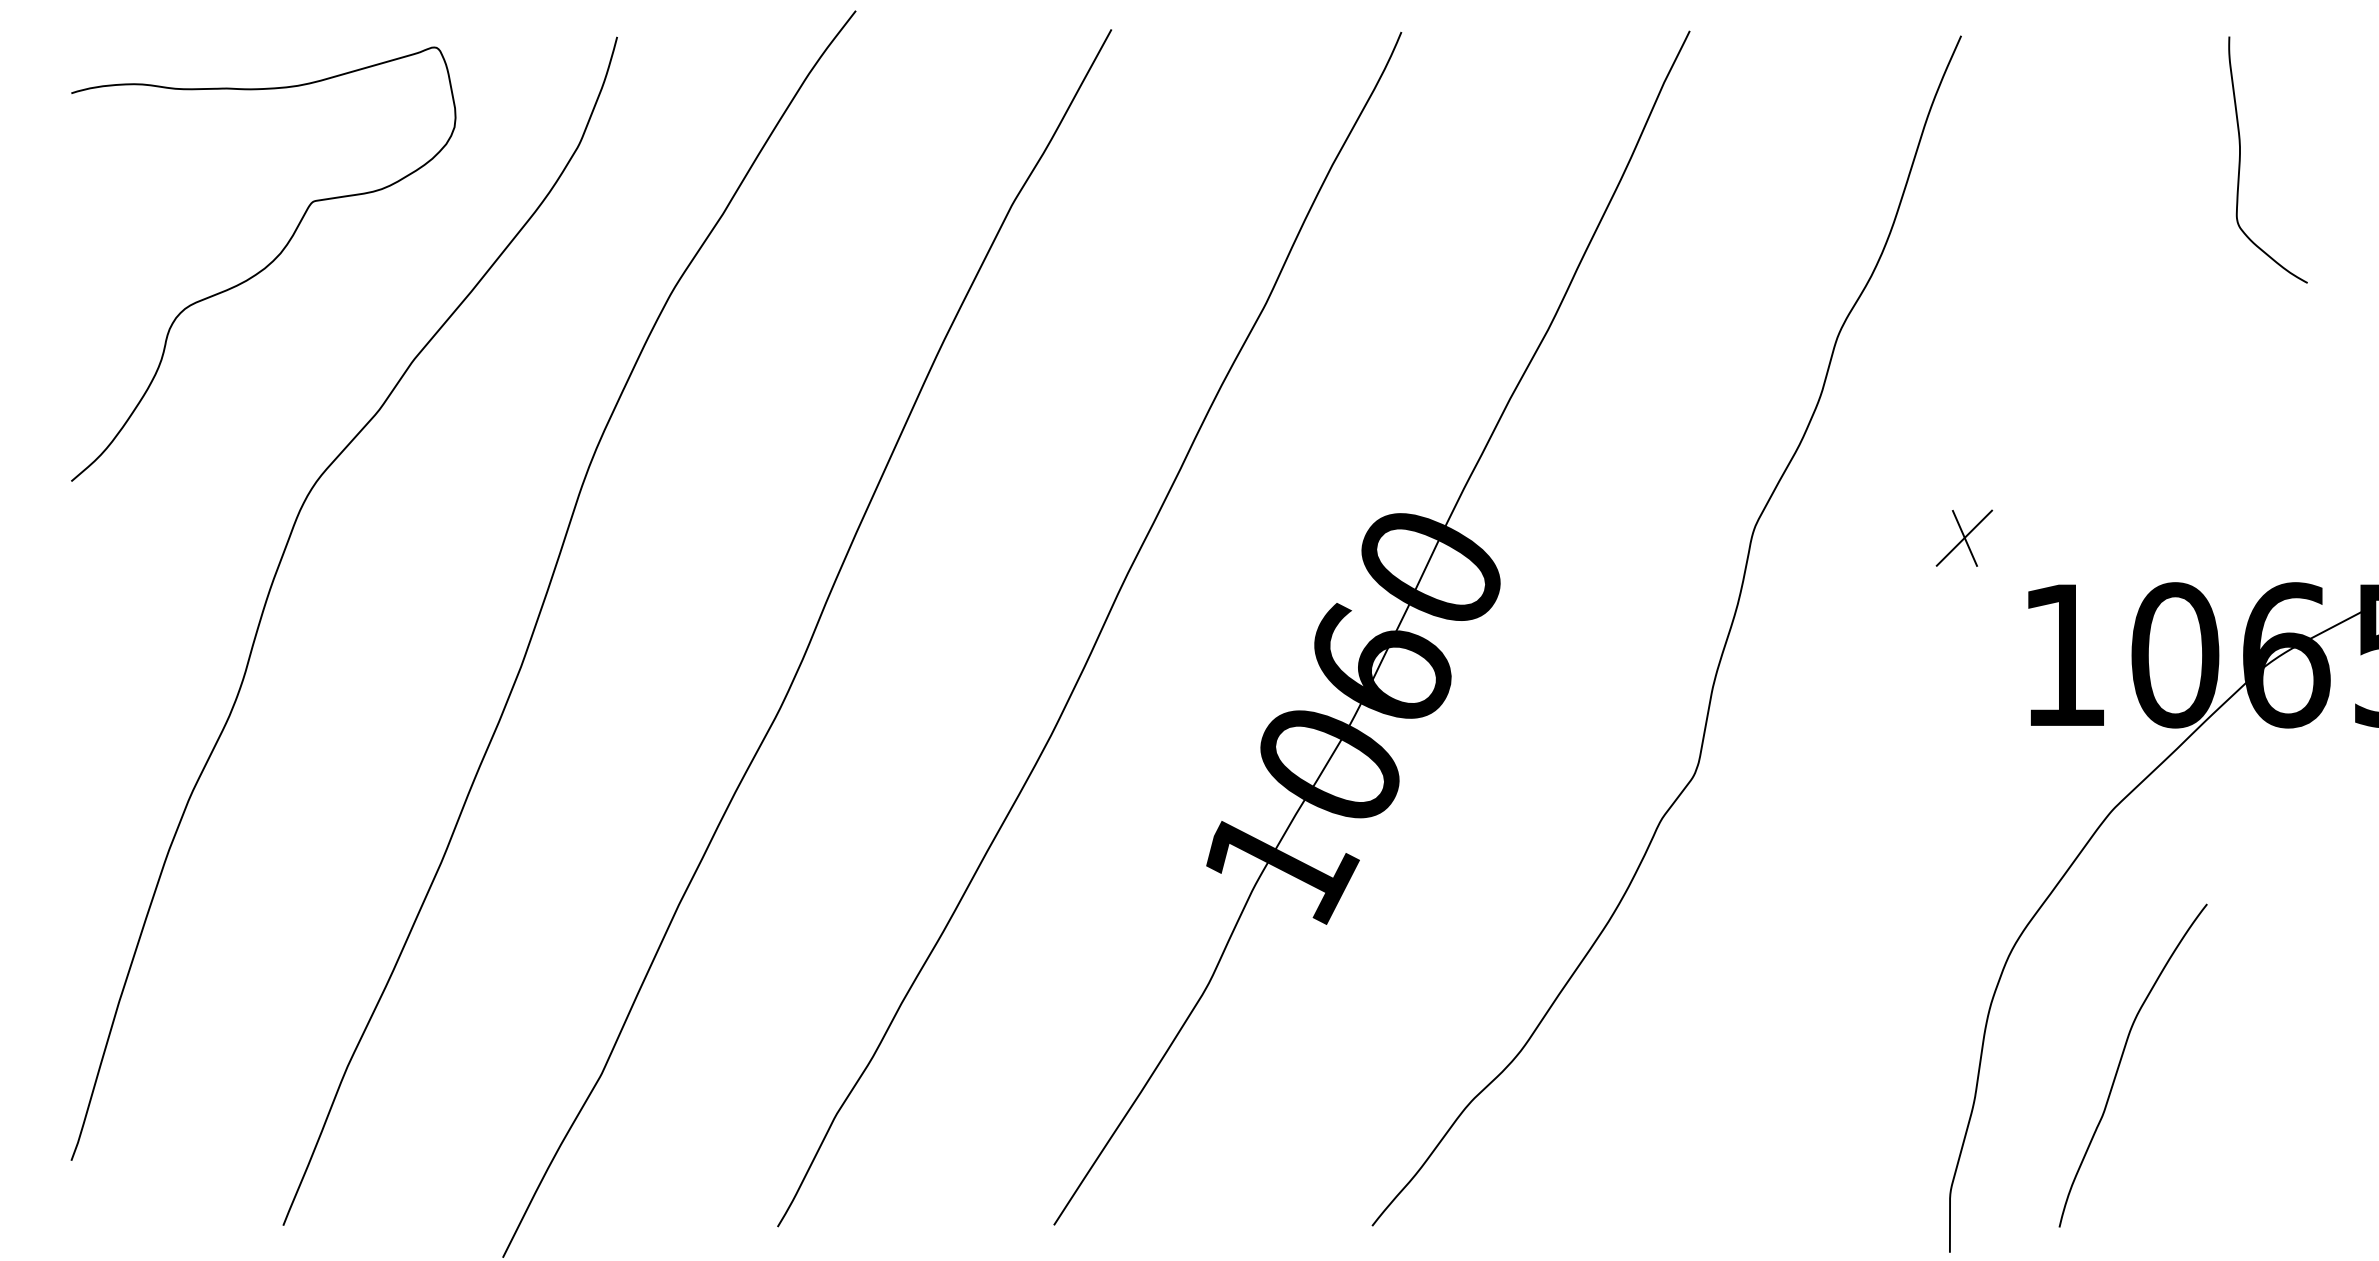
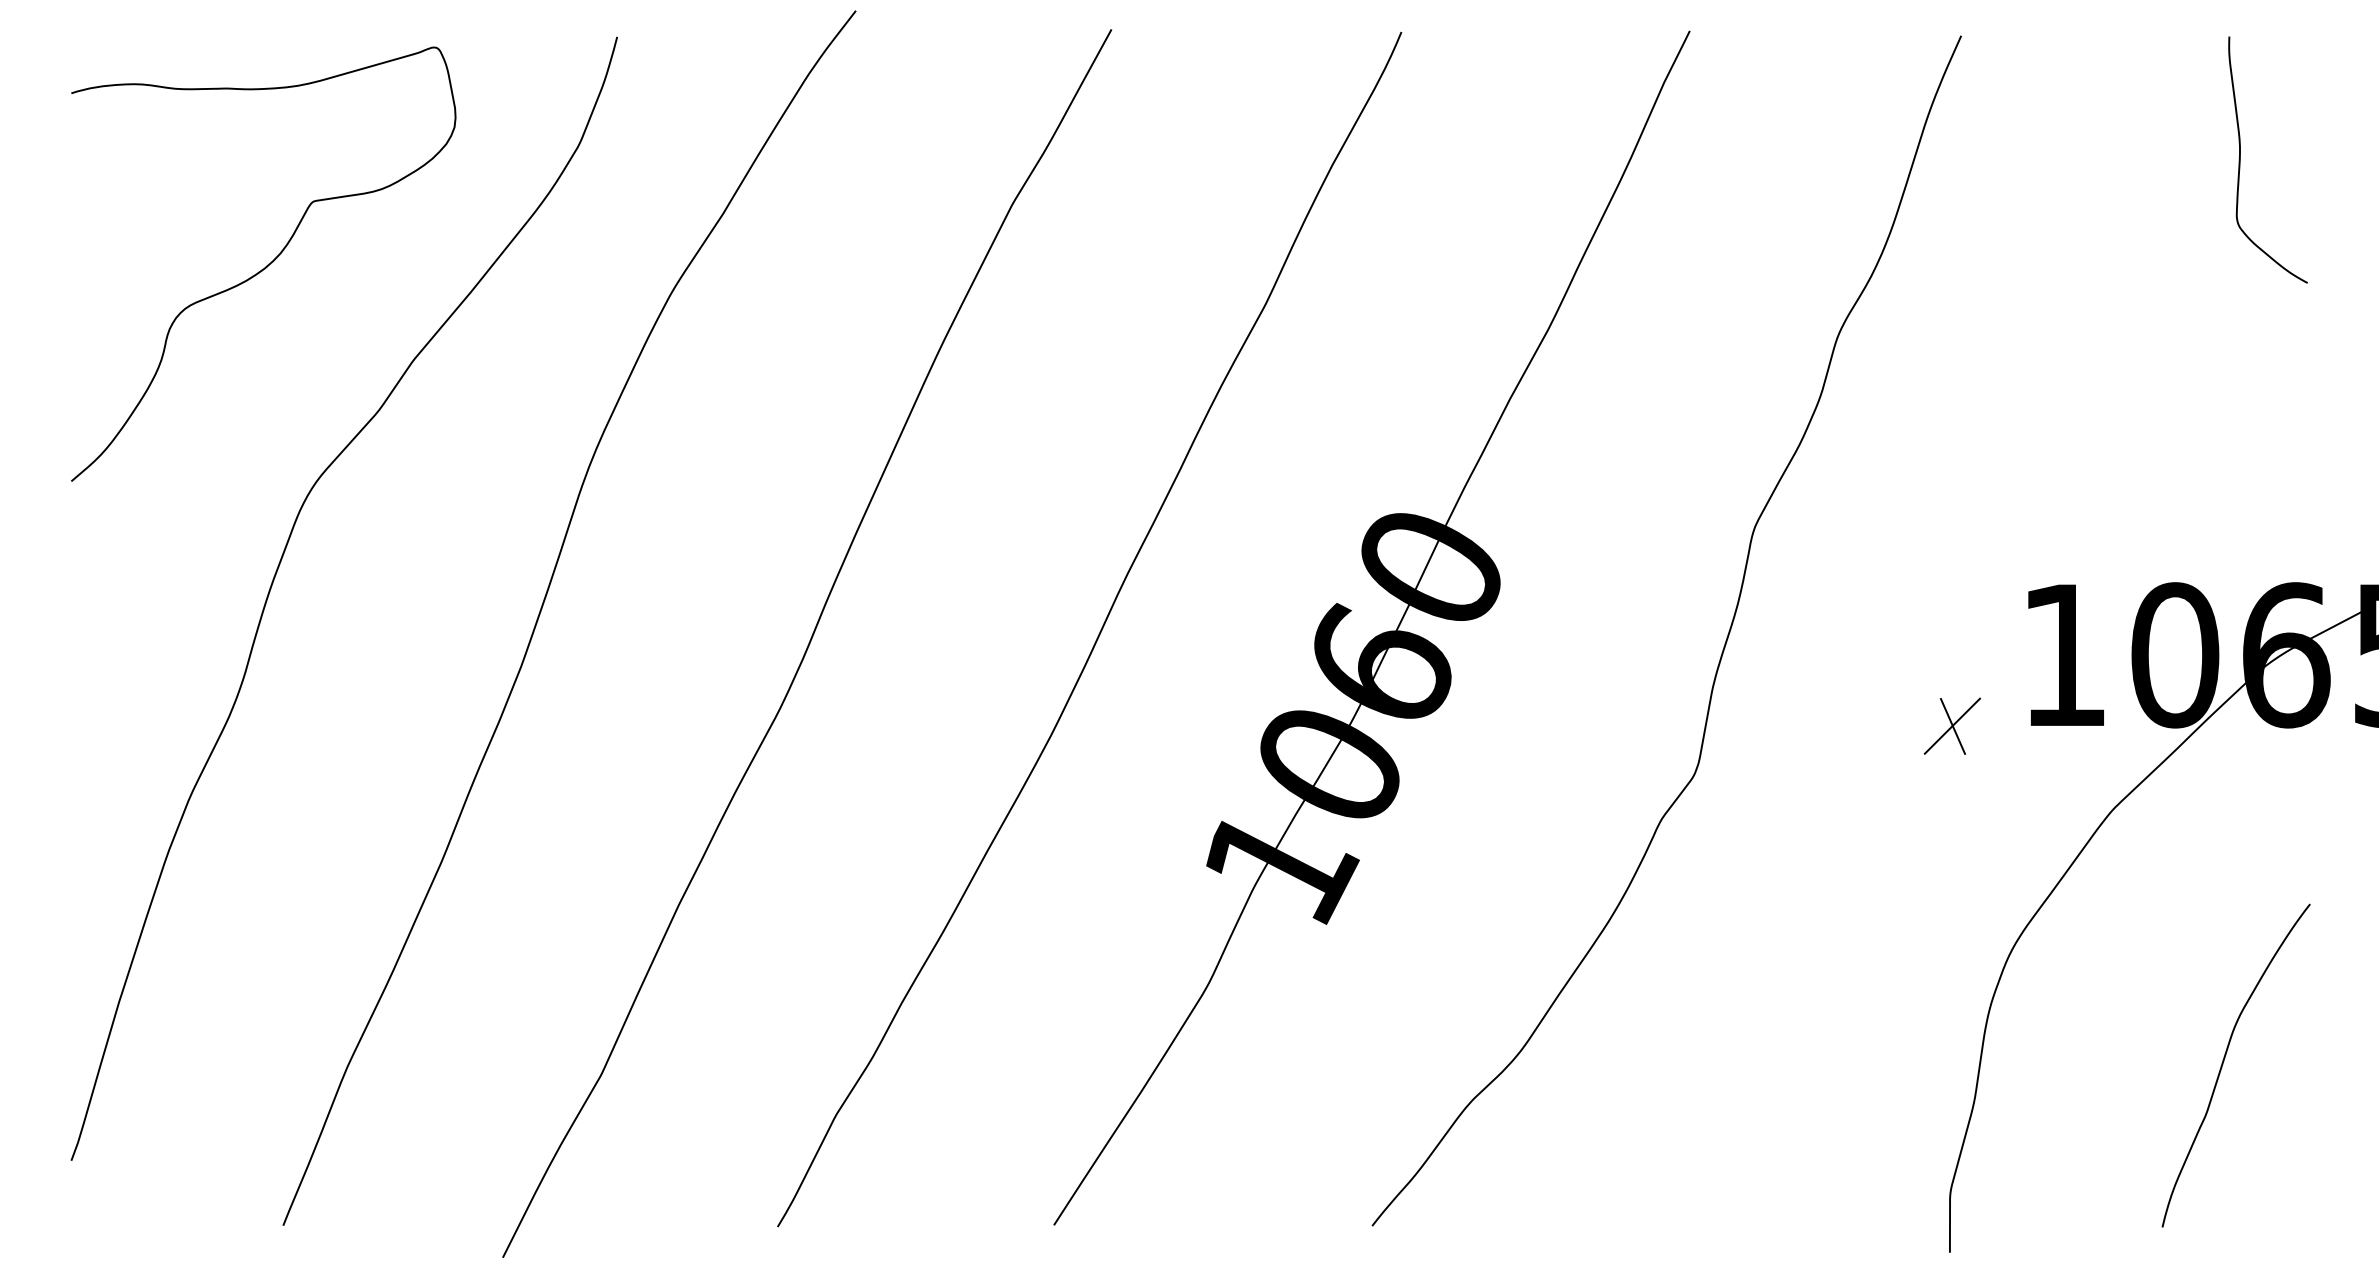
part position: (1964, 537) -> (1952, 725) (1952, 725)
curve position: (2121, 1061) -> (2224, 1061) (2224, 1061)
